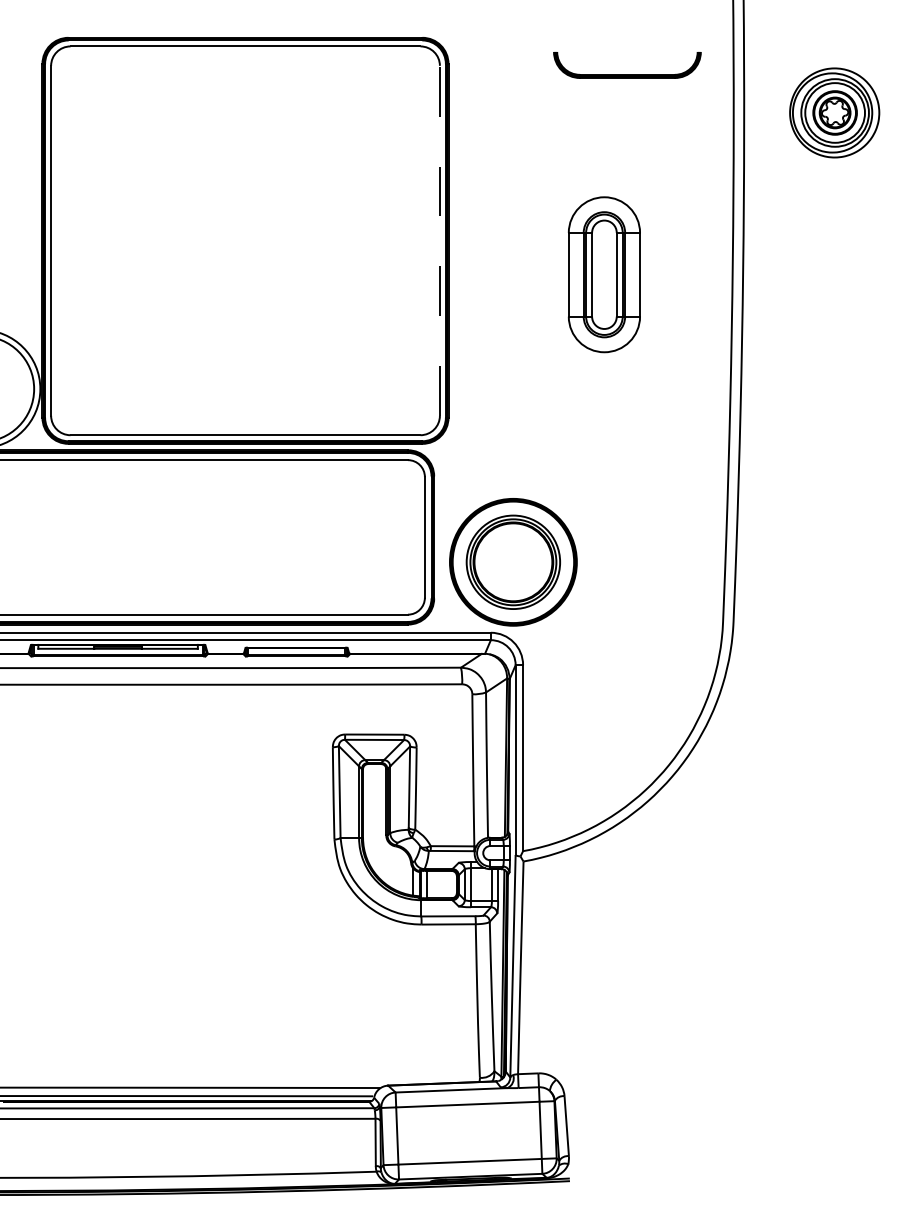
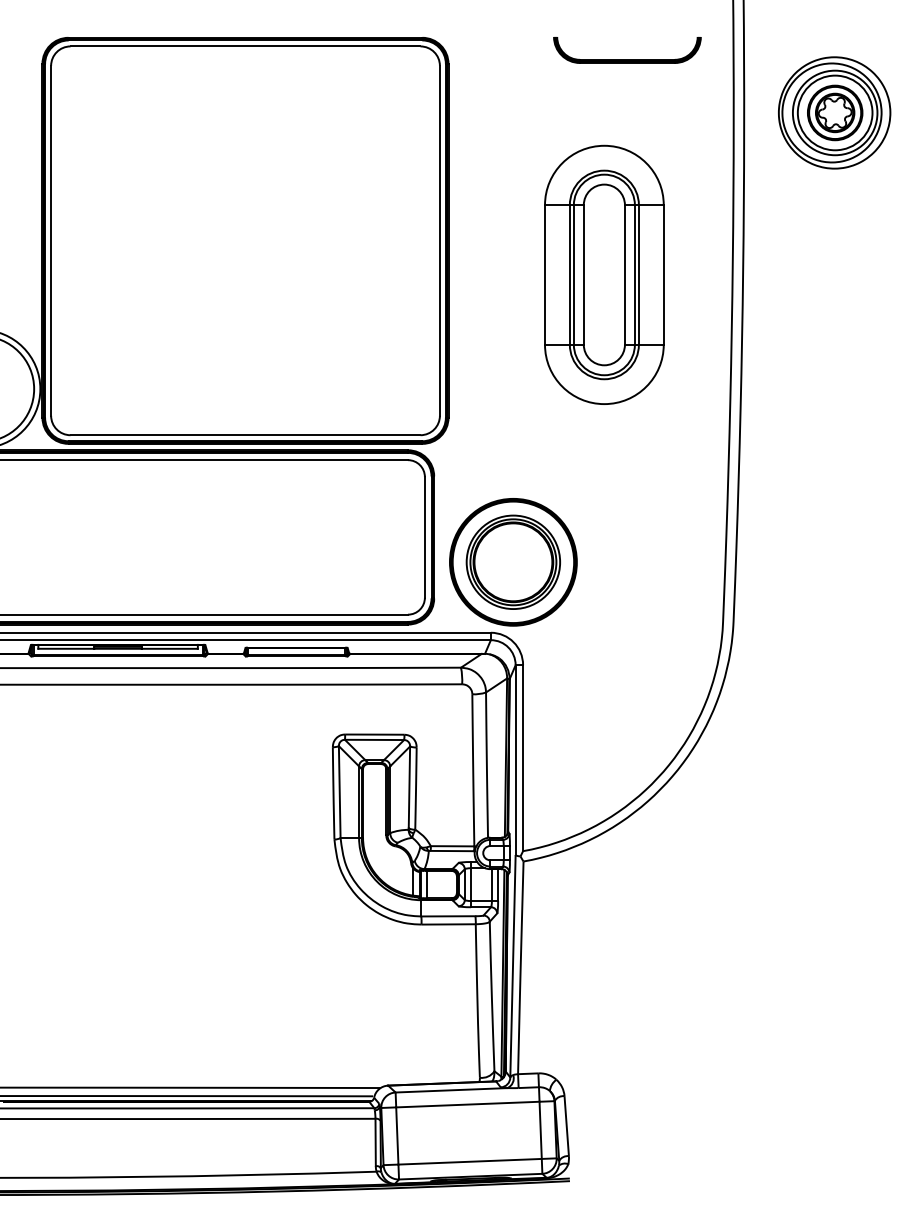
part position: (627, 74) -> (627, 59) (627, 59)
part size: 92x92 px -> 114x114 px (834, 112)
line: dashed -> solid (439, 240)
part size: 74x158 px -> 121x261 px (604, 274)
